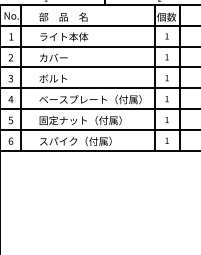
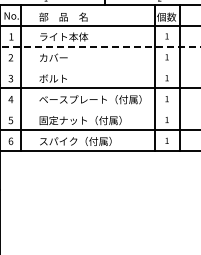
line: solid -> dashed (99, 46)
line: present -> none (99, 67)
line: present -> none (99, 109)
